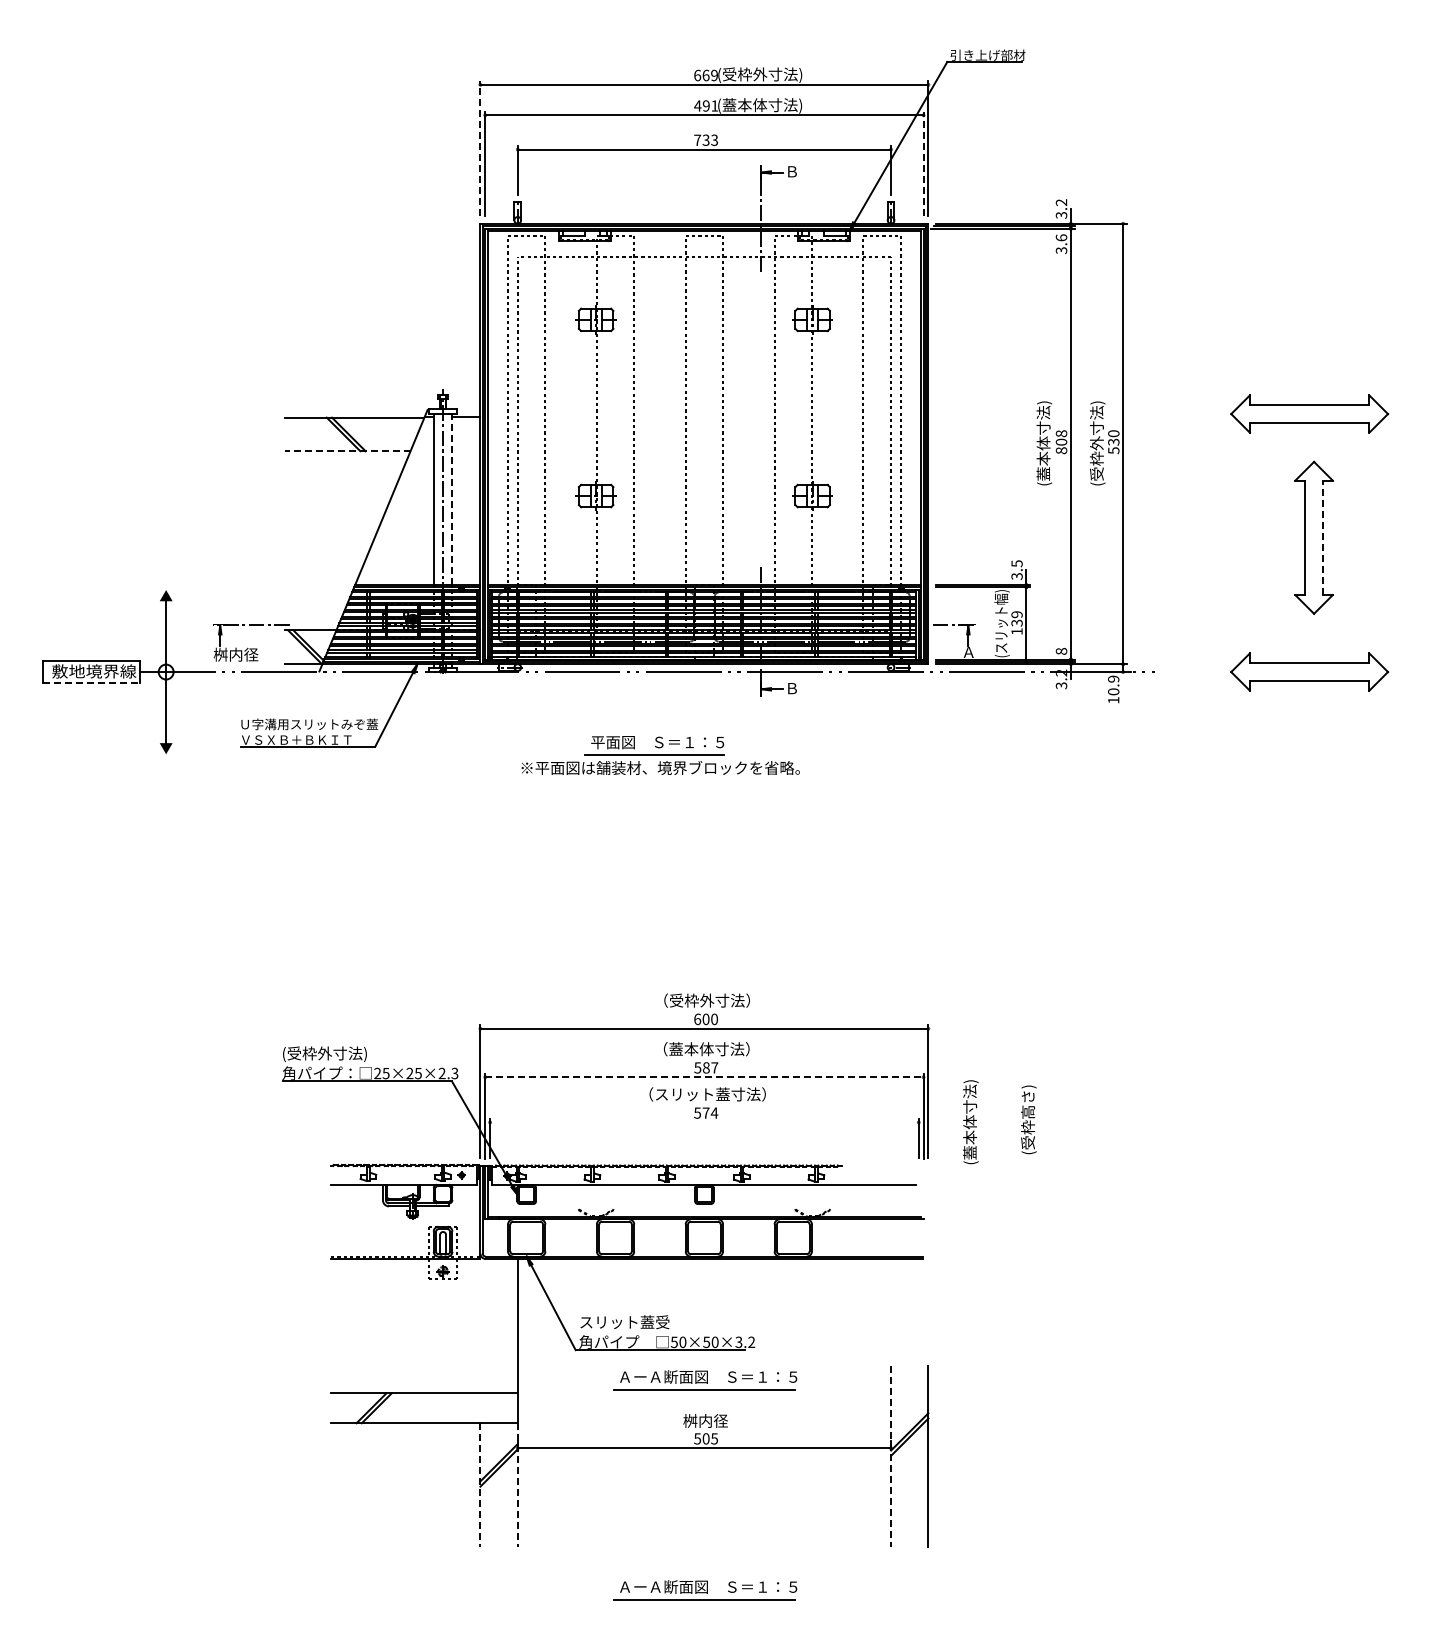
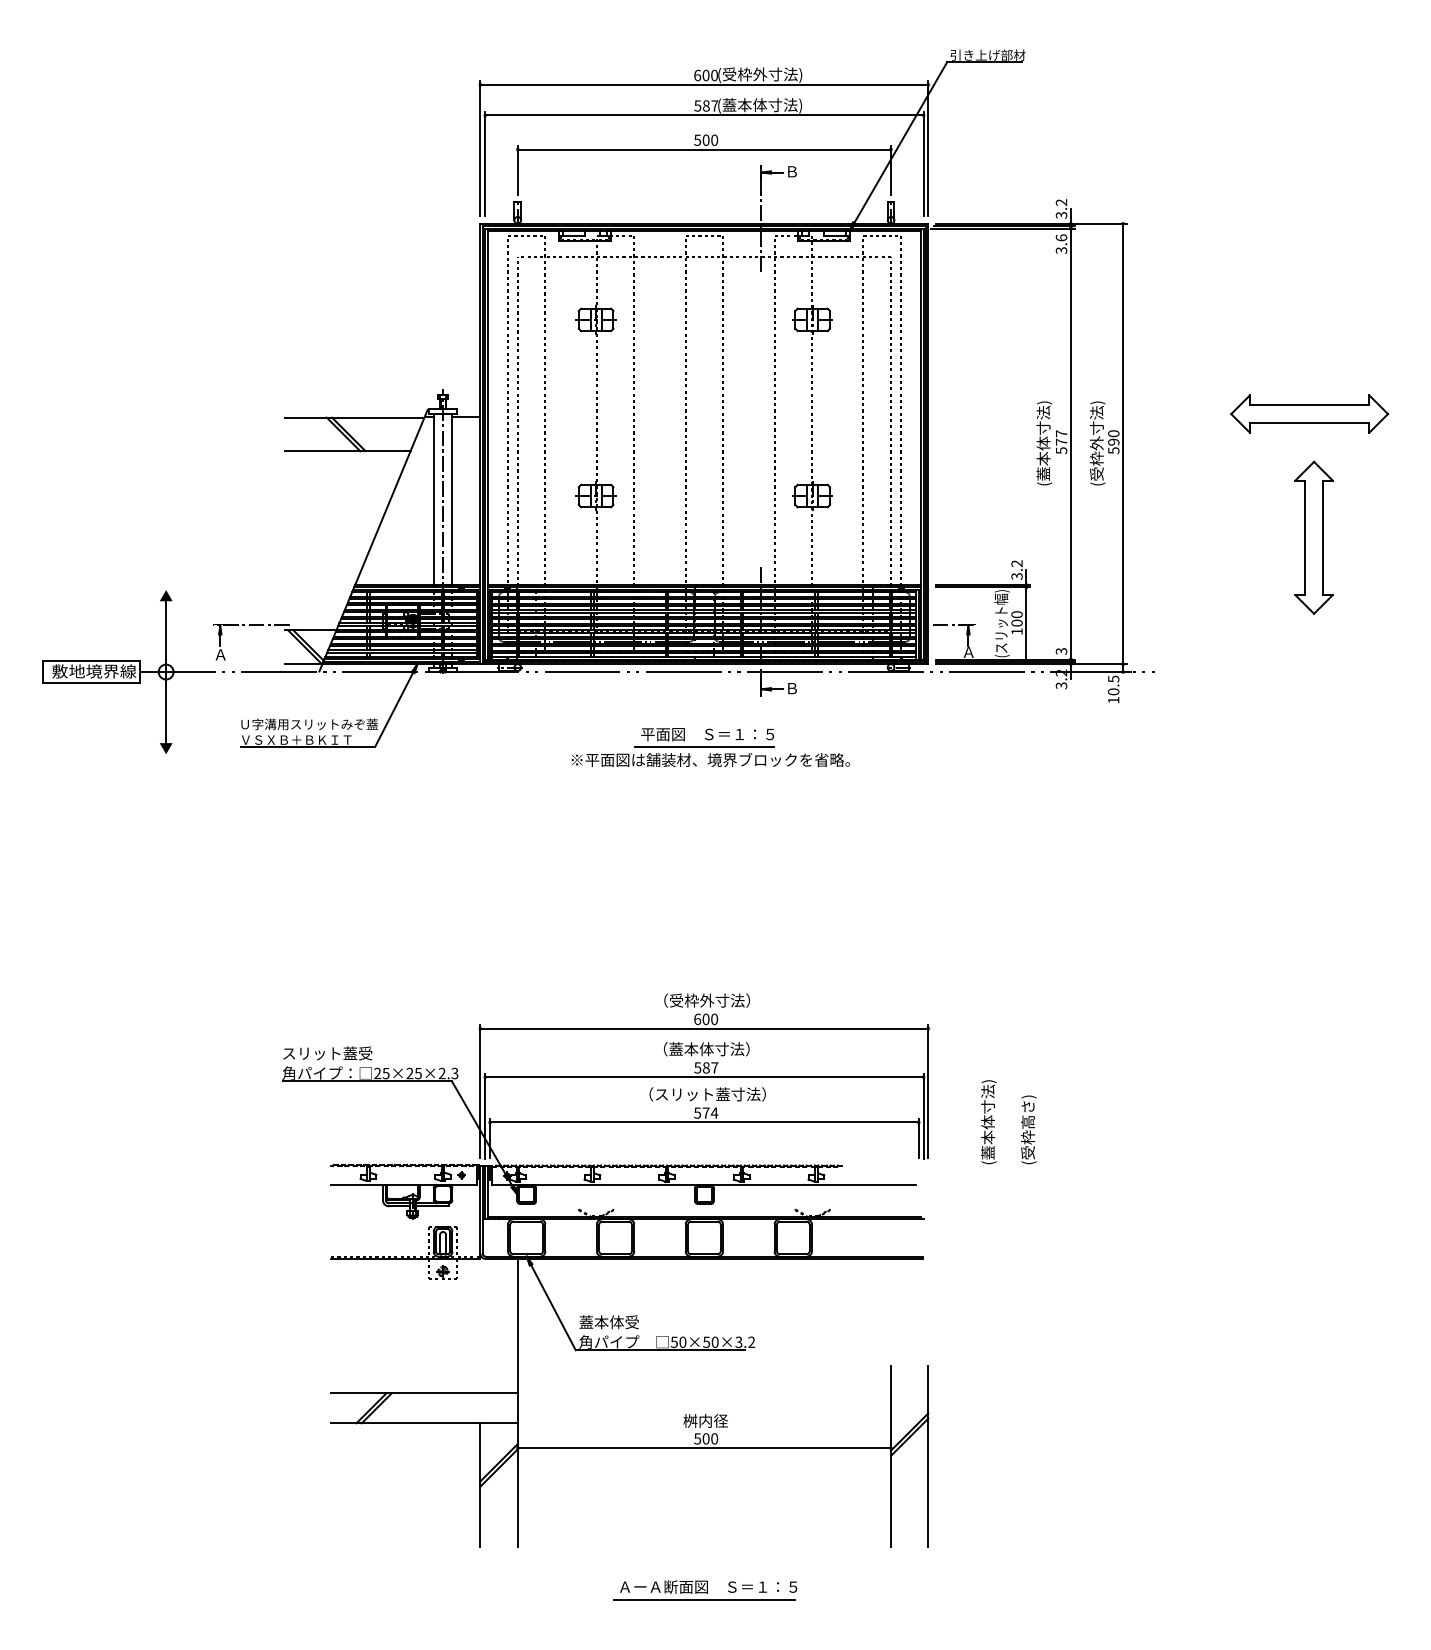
text: 669 -> 600 (709, 75)
text: 491 -> 587 (706, 105)
text: 733 -> 500 (706, 139)
line: dashed -> solid (480, 148)
line: dashed -> solid (923, 163)
text: 530 -> 590 (1113, 441)
text: 808 -> 577 (1061, 442)
line: dashed -> solid (347, 451)
line: dashed -> solid (452, 499)
line: dashed -> solid (1323, 537)
text: 3.5 -> 3.2 (1016, 563)
text: 139 -> 100 (1016, 618)
text: 8 -> 3 (1060, 650)
text: 桝内径 -> Ａ (235, 654)
part: present -> none (1309, 671)
text: 10.9 -> 10.5 (1113, 678)
line: dashed -> solid (91, 683)
part position: (660, 755) -> (710, 747) (710, 747)
text: (受枠外寸法) -> スリット蓋受 (327, 1054)
line: dashed -> solid (704, 1077)
text position: (1028, 1119) -> (1028, 1129) (1028, 1129)
line: none -> present (704, 1122)
text position: (970, 1122) -> (988, 1122) (988, 1122)
text: スリット蓋受 -> 蓋本体受 (624, 1322)
part: present -> none (705, 1380)
text: 505 -> 500 (714, 1438)
line: dashed -> solid (891, 1456)
line: dashed -> solid (480, 1484)
line: dashed -> solid (517, 1484)
